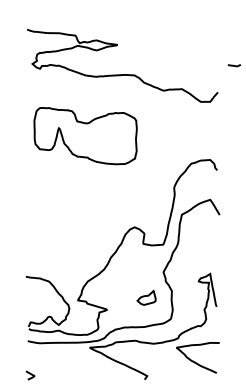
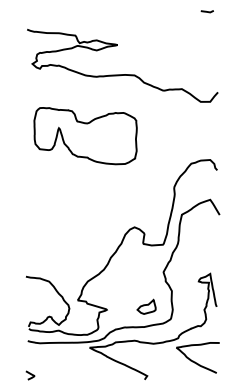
line position: (233, 65) -> (206, 11) (206, 11)
part position: (146, 297) -> (146, 306) (146, 306)
